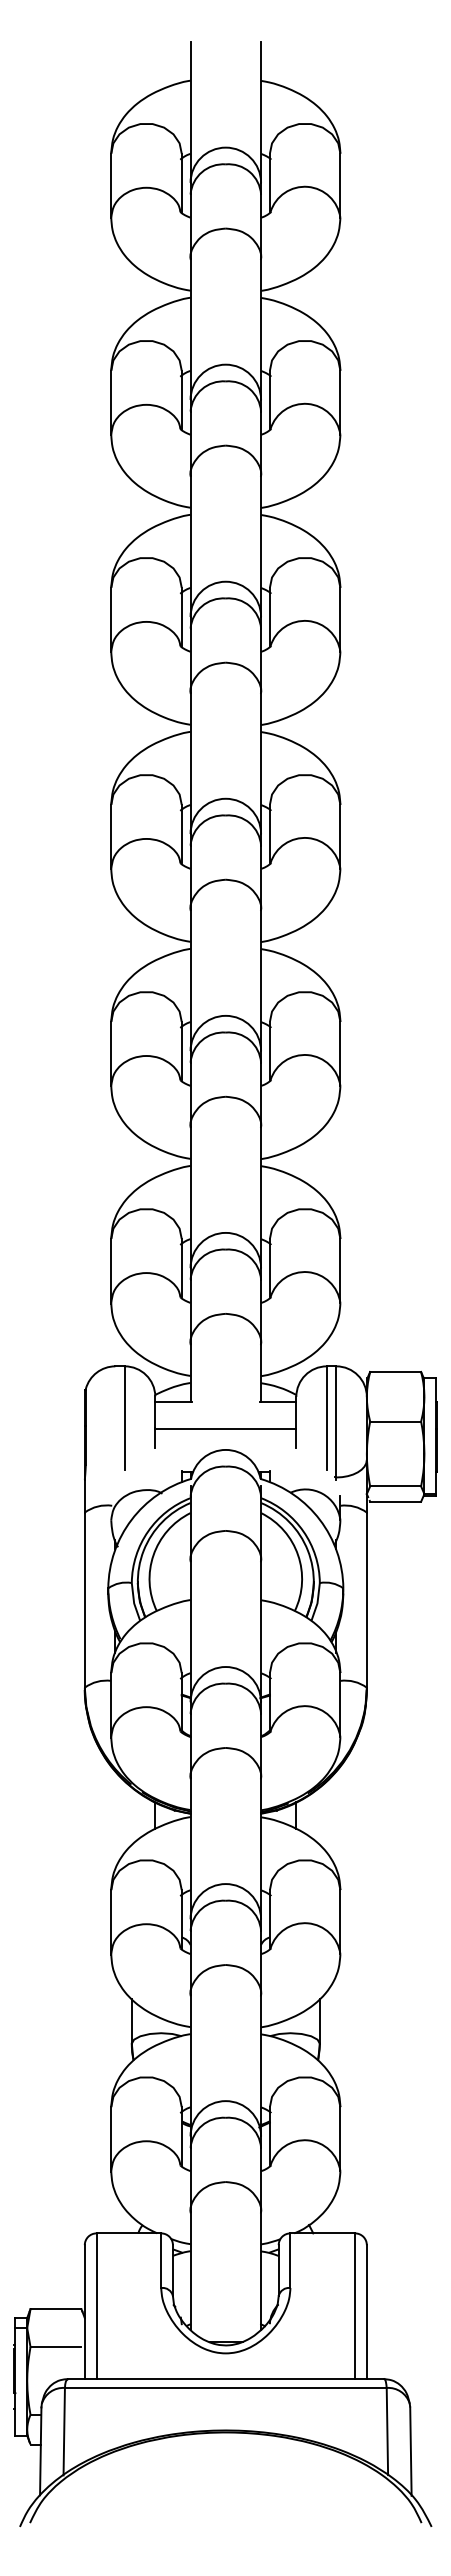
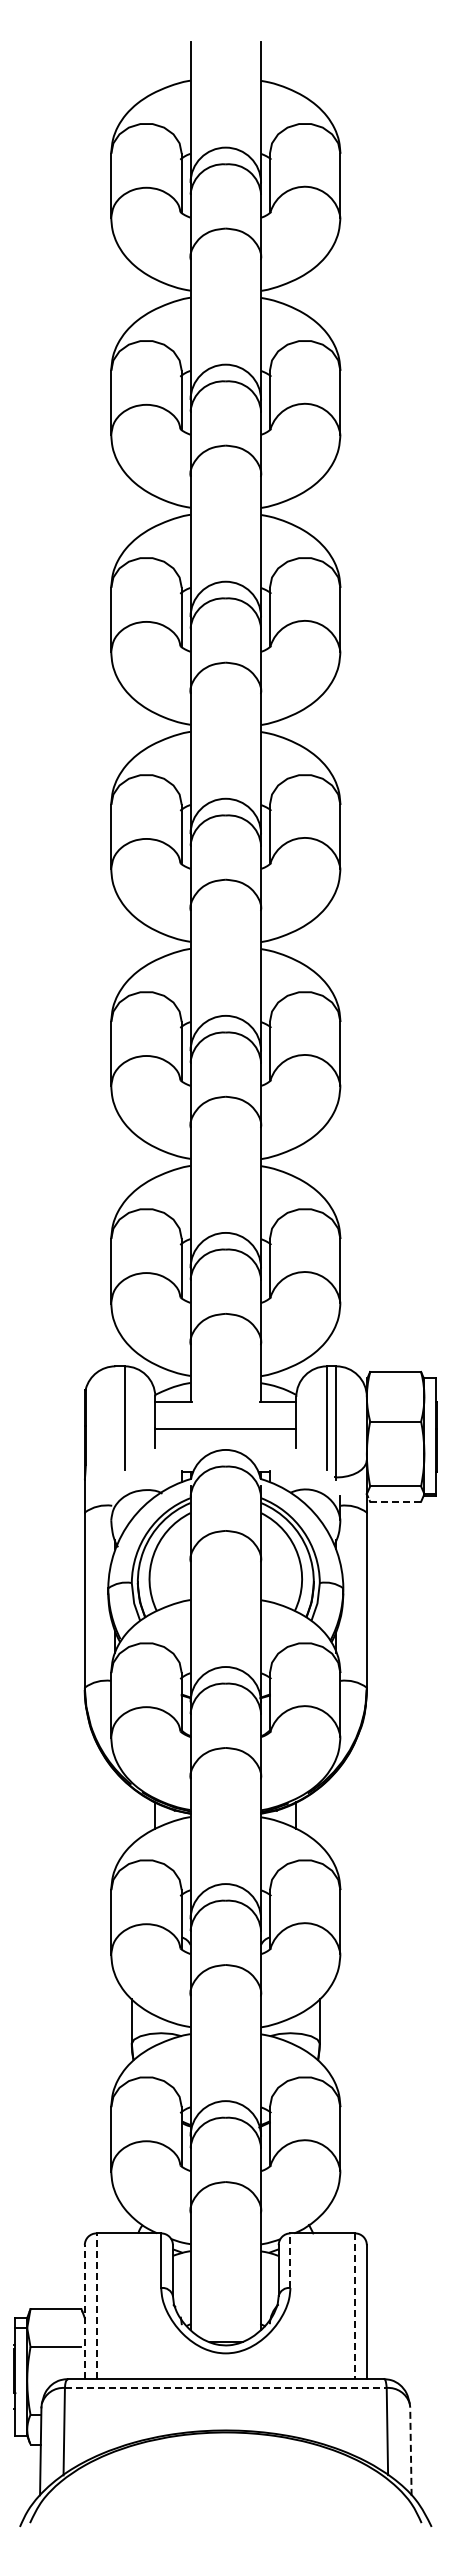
line: solid -> dashed (396, 1501)
line: solid -> dashed (290, 2260)
line: solid -> dashed (96, 2306)
line: solid -> dashed (355, 2306)
line: solid -> dashed (84, 2312)
line: solid -> dashed (225, 2387)
line: solid -> dashed (410, 2451)
